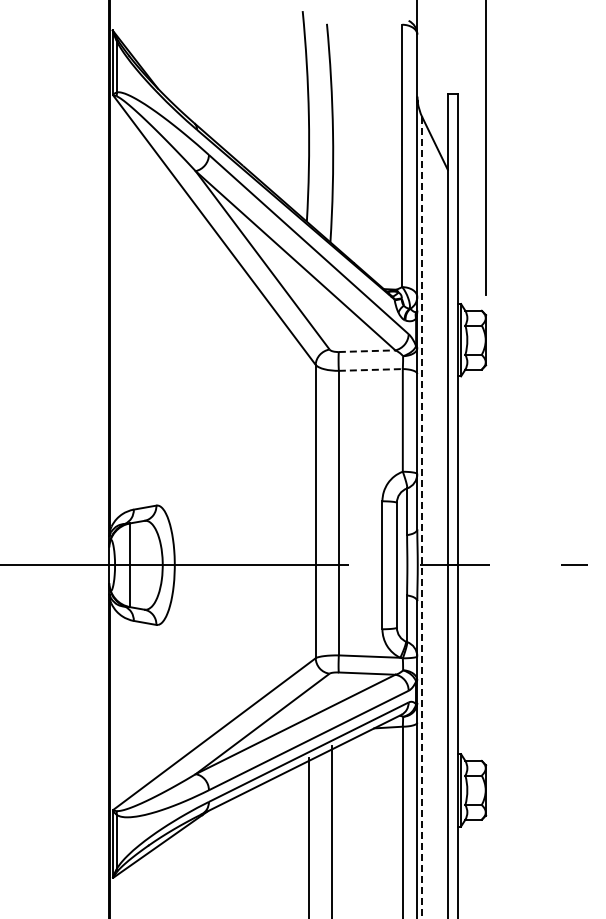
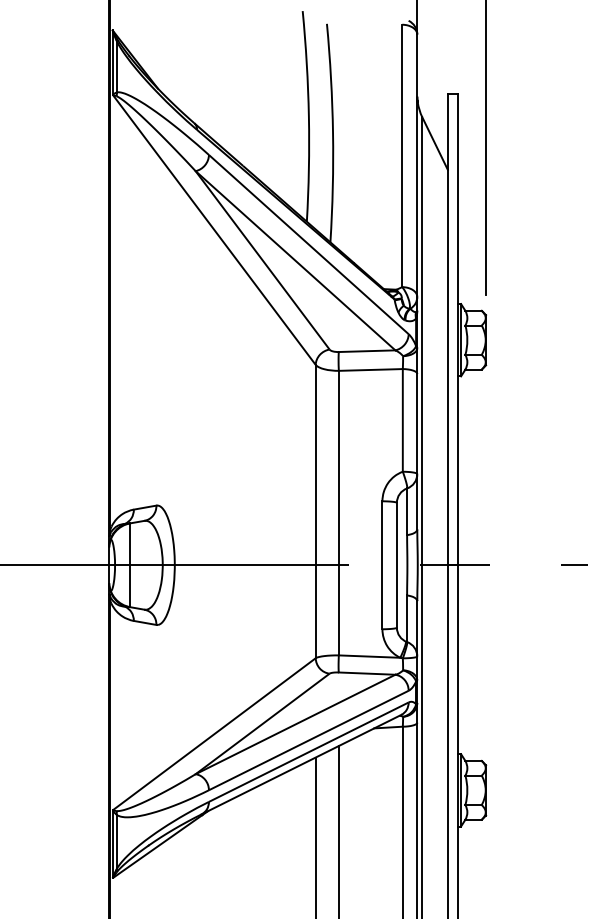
line: dashed -> solid (367, 351)
line: dashed -> solid (370, 369)
line: dashed -> solid (422, 518)
line position: (331, 830) -> (338, 830) (338, 830)
line position: (308, 836) -> (315, 836) (315, 836)
